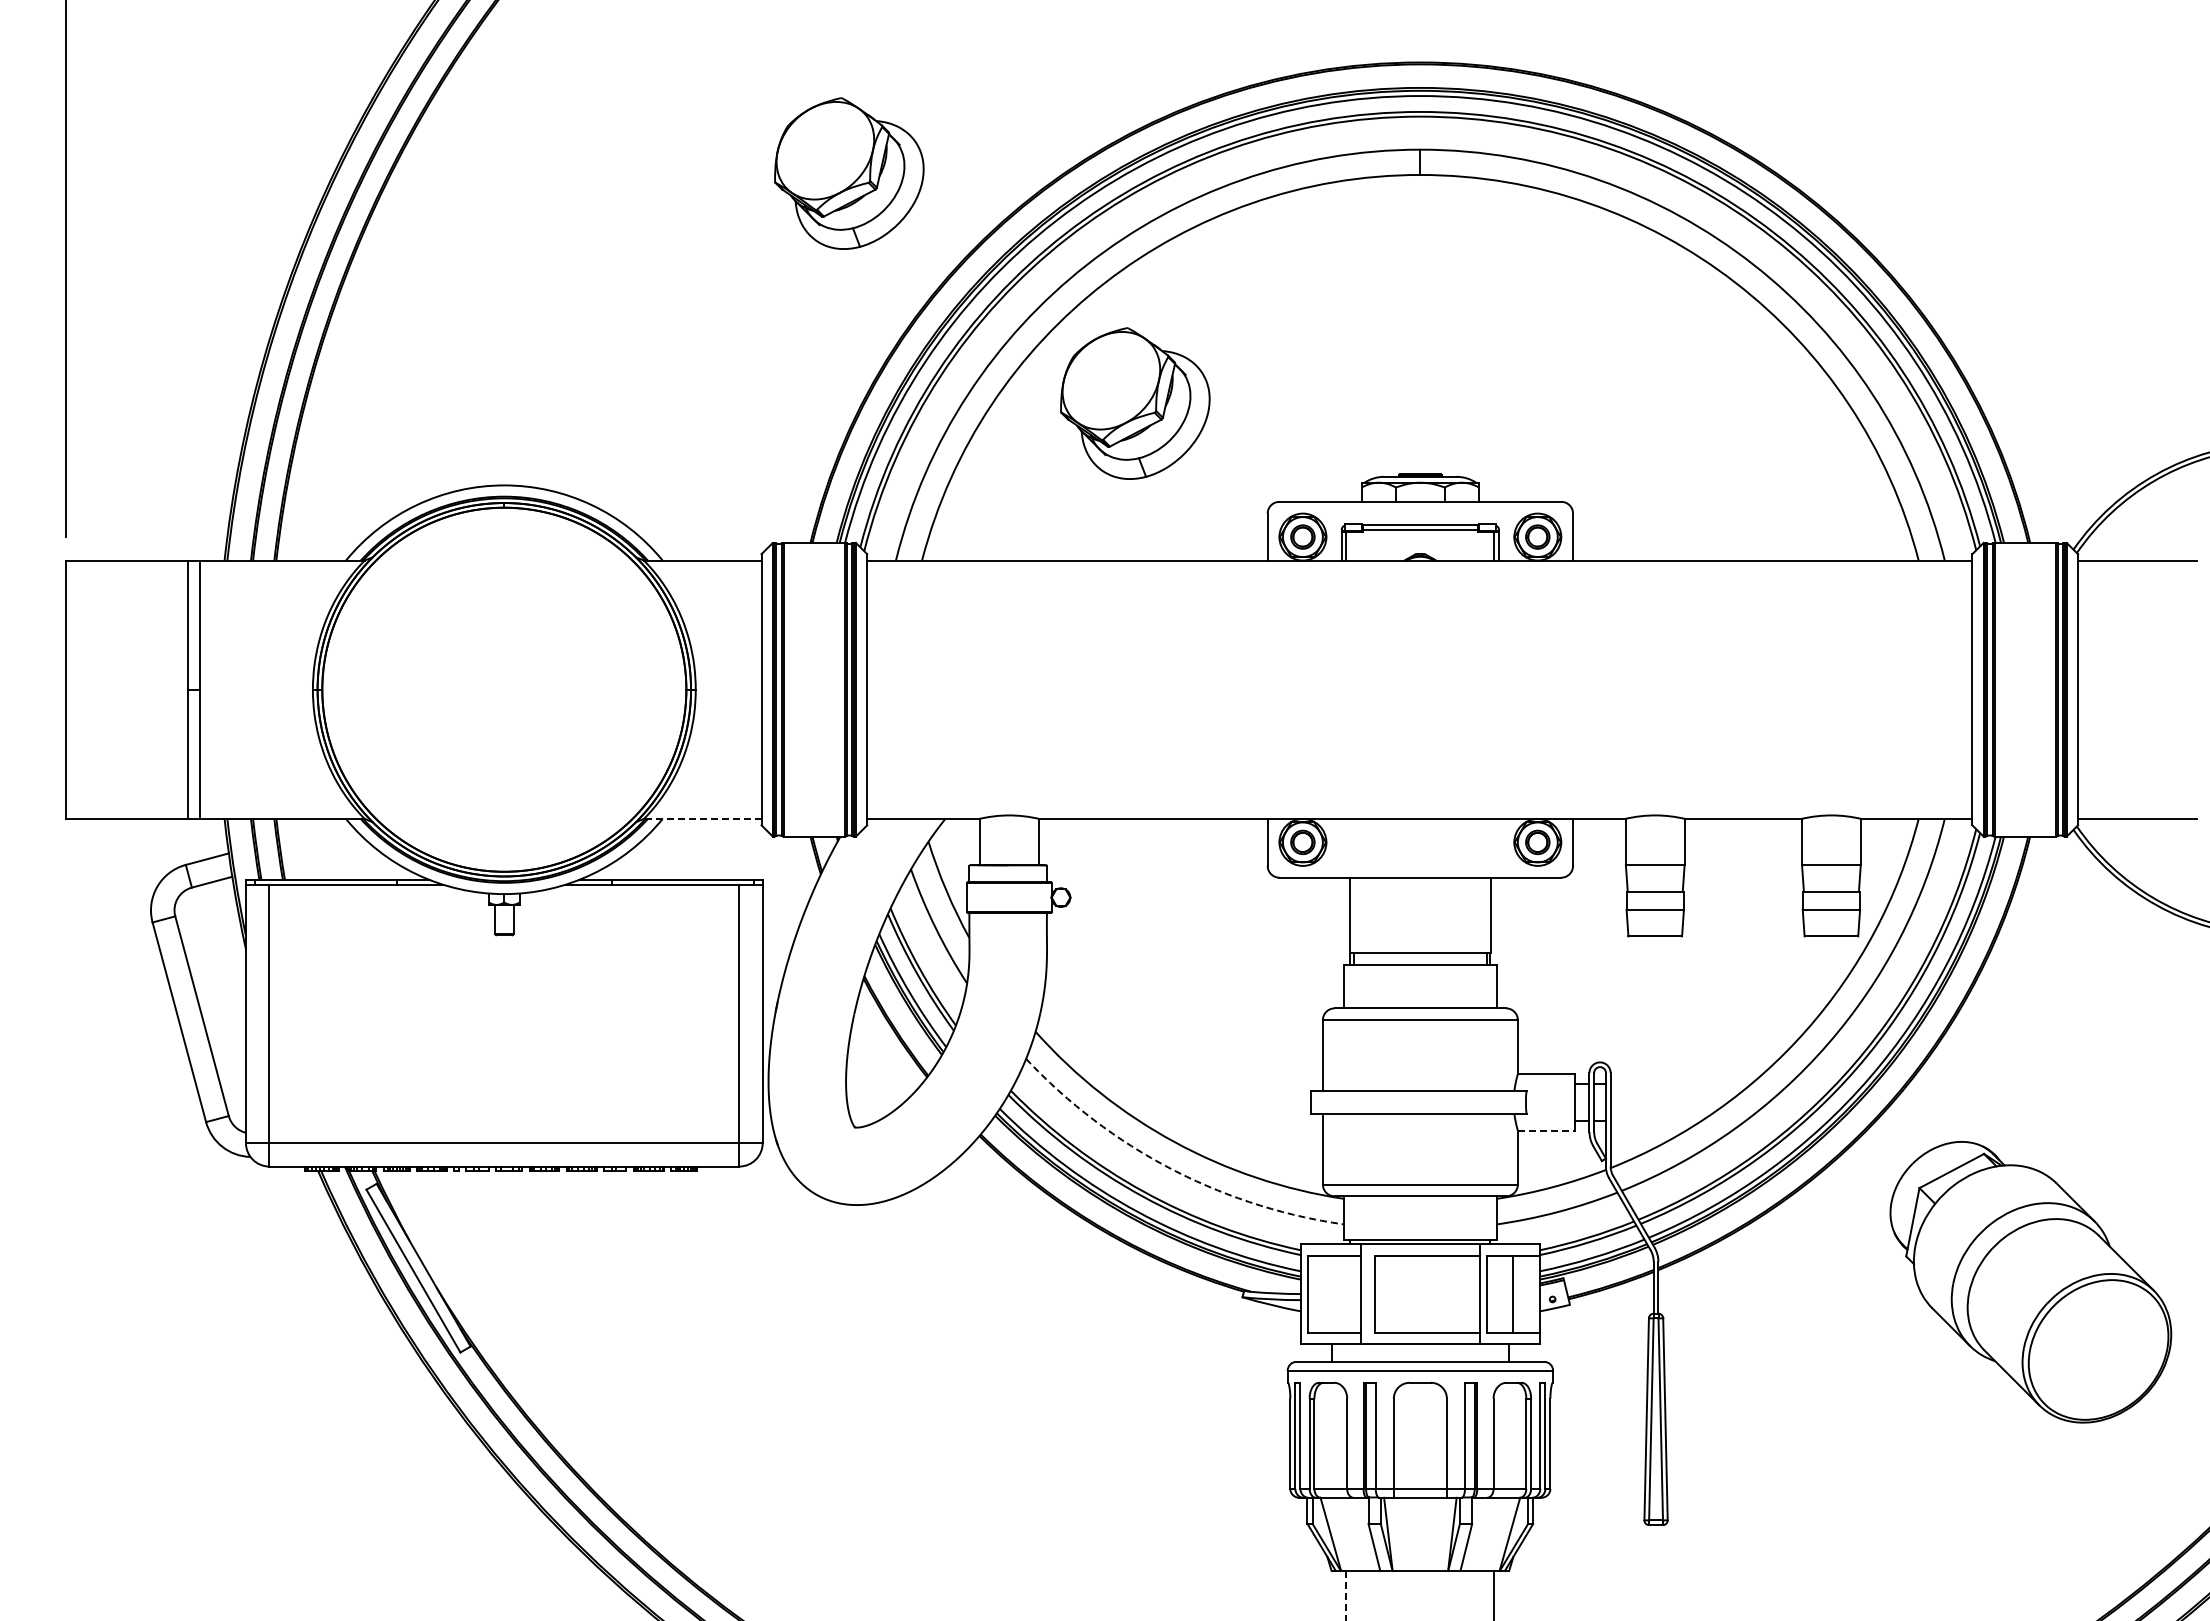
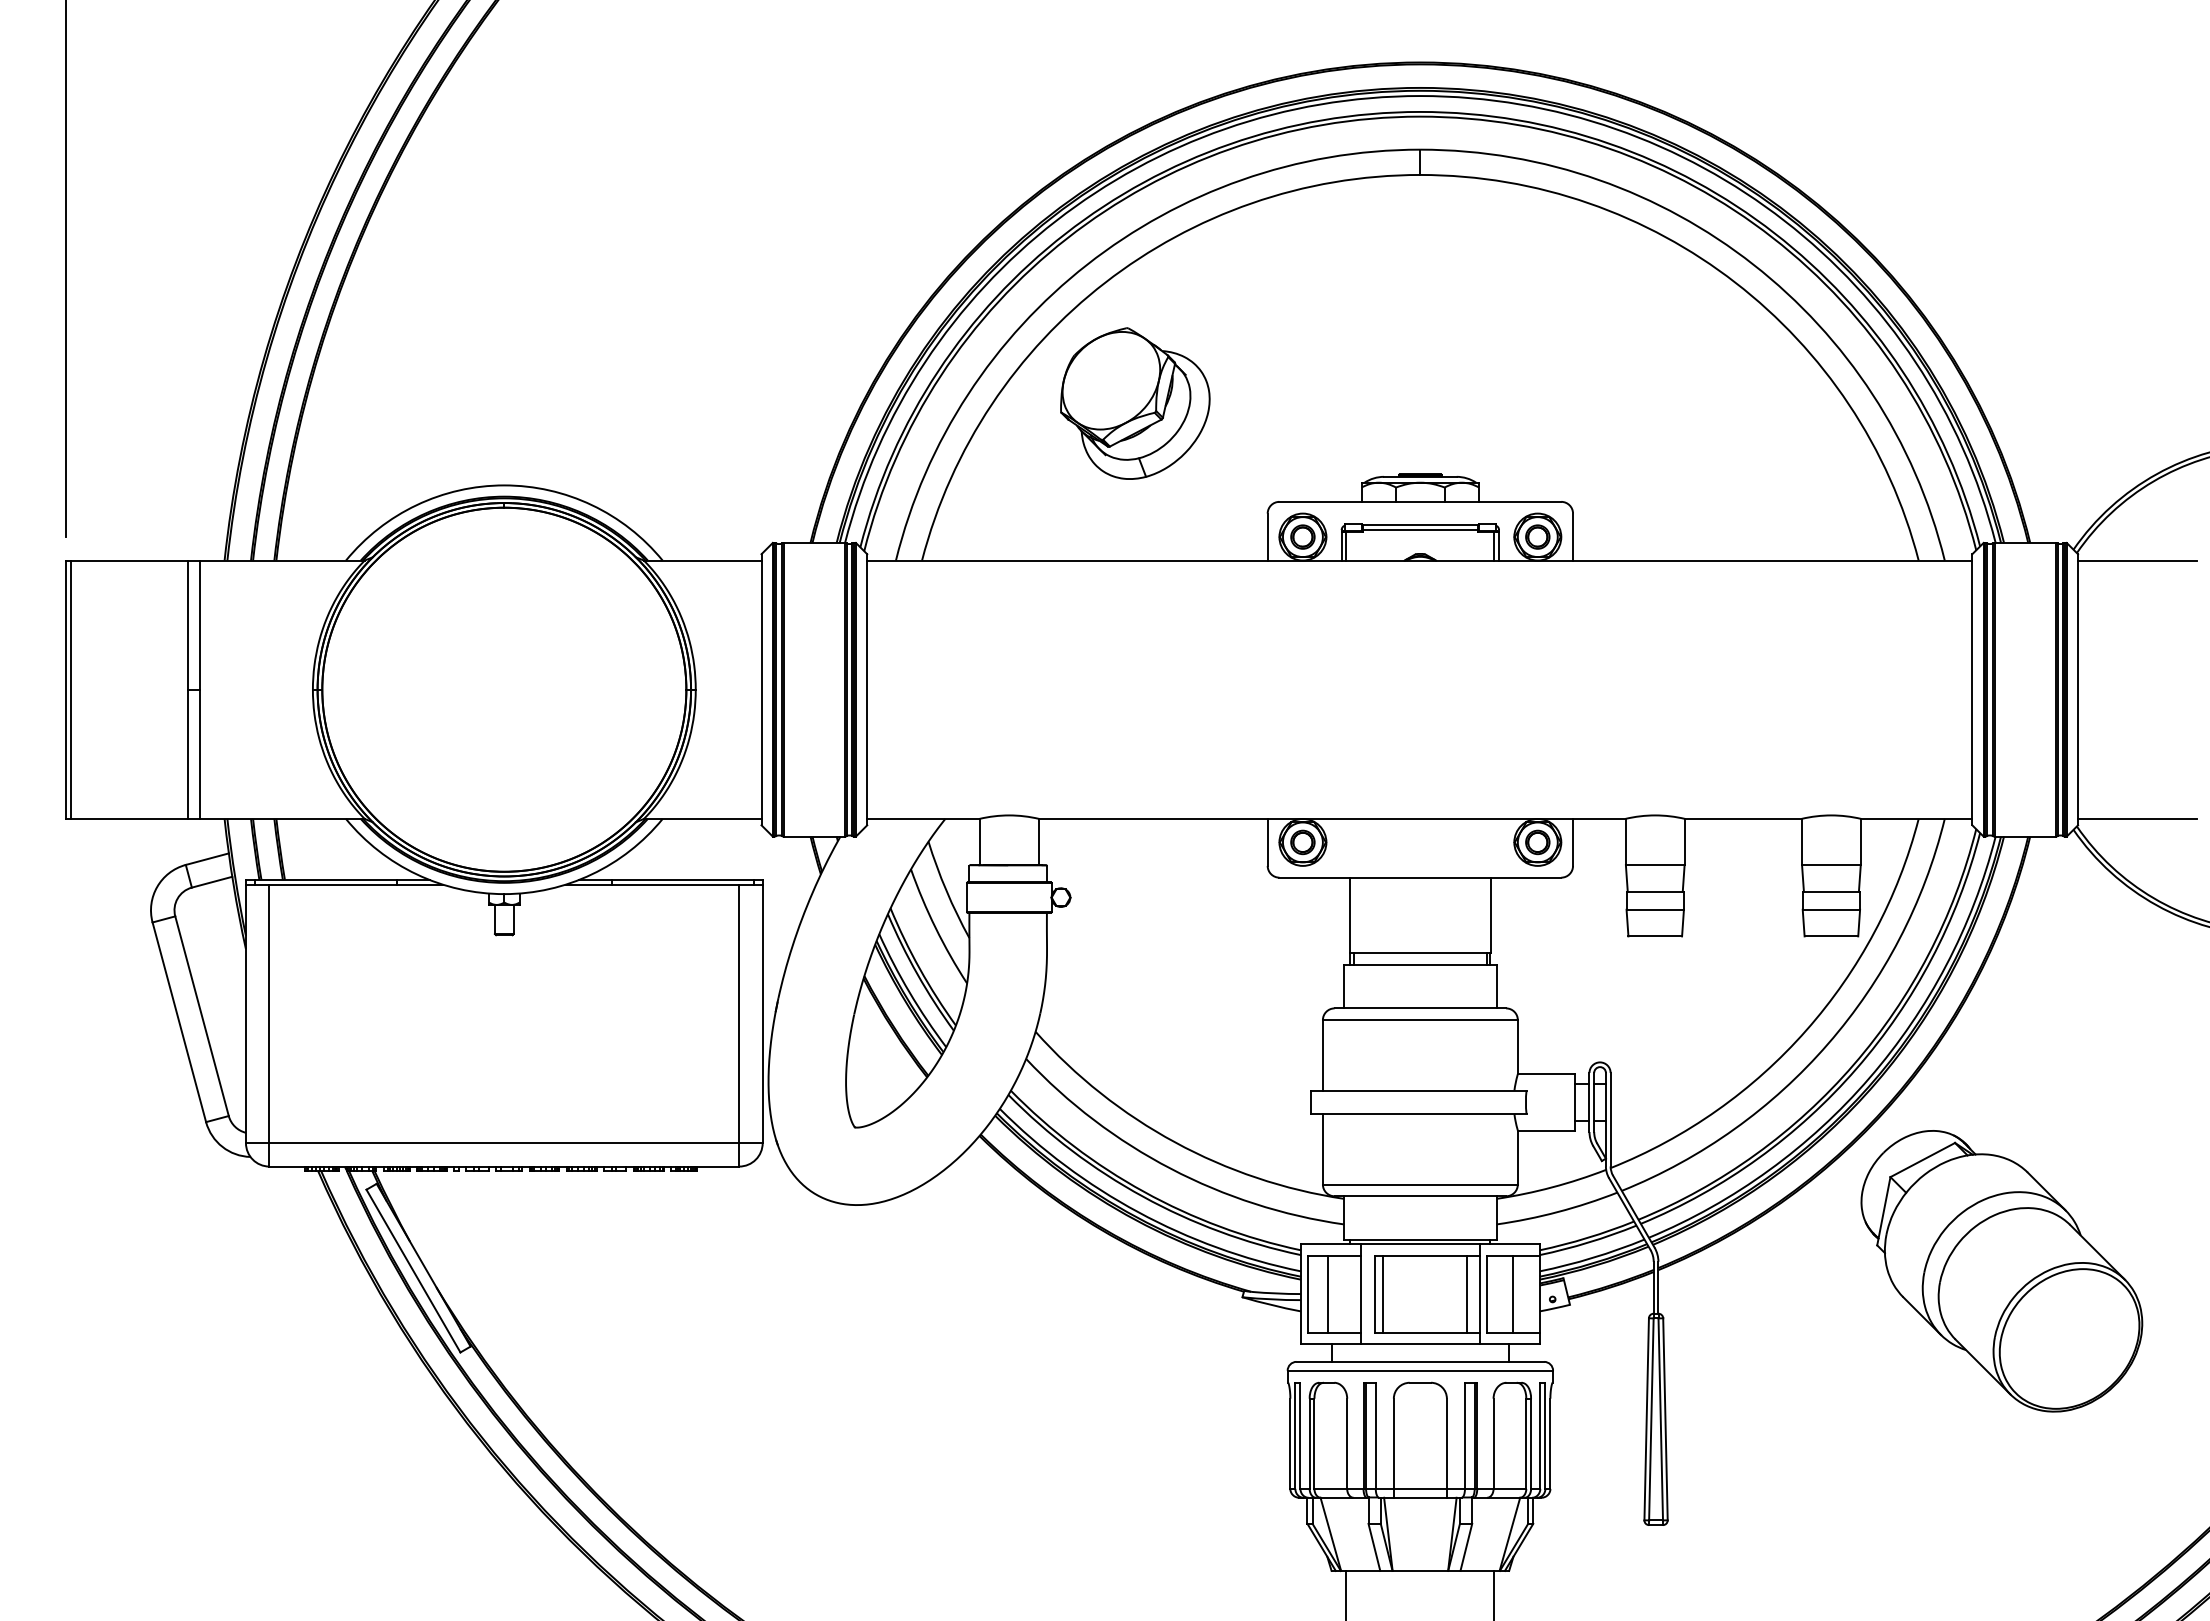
part: present -> none (849, 173)
line: none -> present (70, 689)
line: dashed -> solid (702, 818)
line: dashed -> solid (1546, 1130)
arc: dashed -> solid (1170, 1168)
part position: (2030, 1282) -> (2001, 1271) (2001, 1271)
line: none -> present (1328, 1294)
line: none -> present (1383, 1294)
line: none -> present (1466, 1294)
line: dashed -> solid (1346, 1595)
